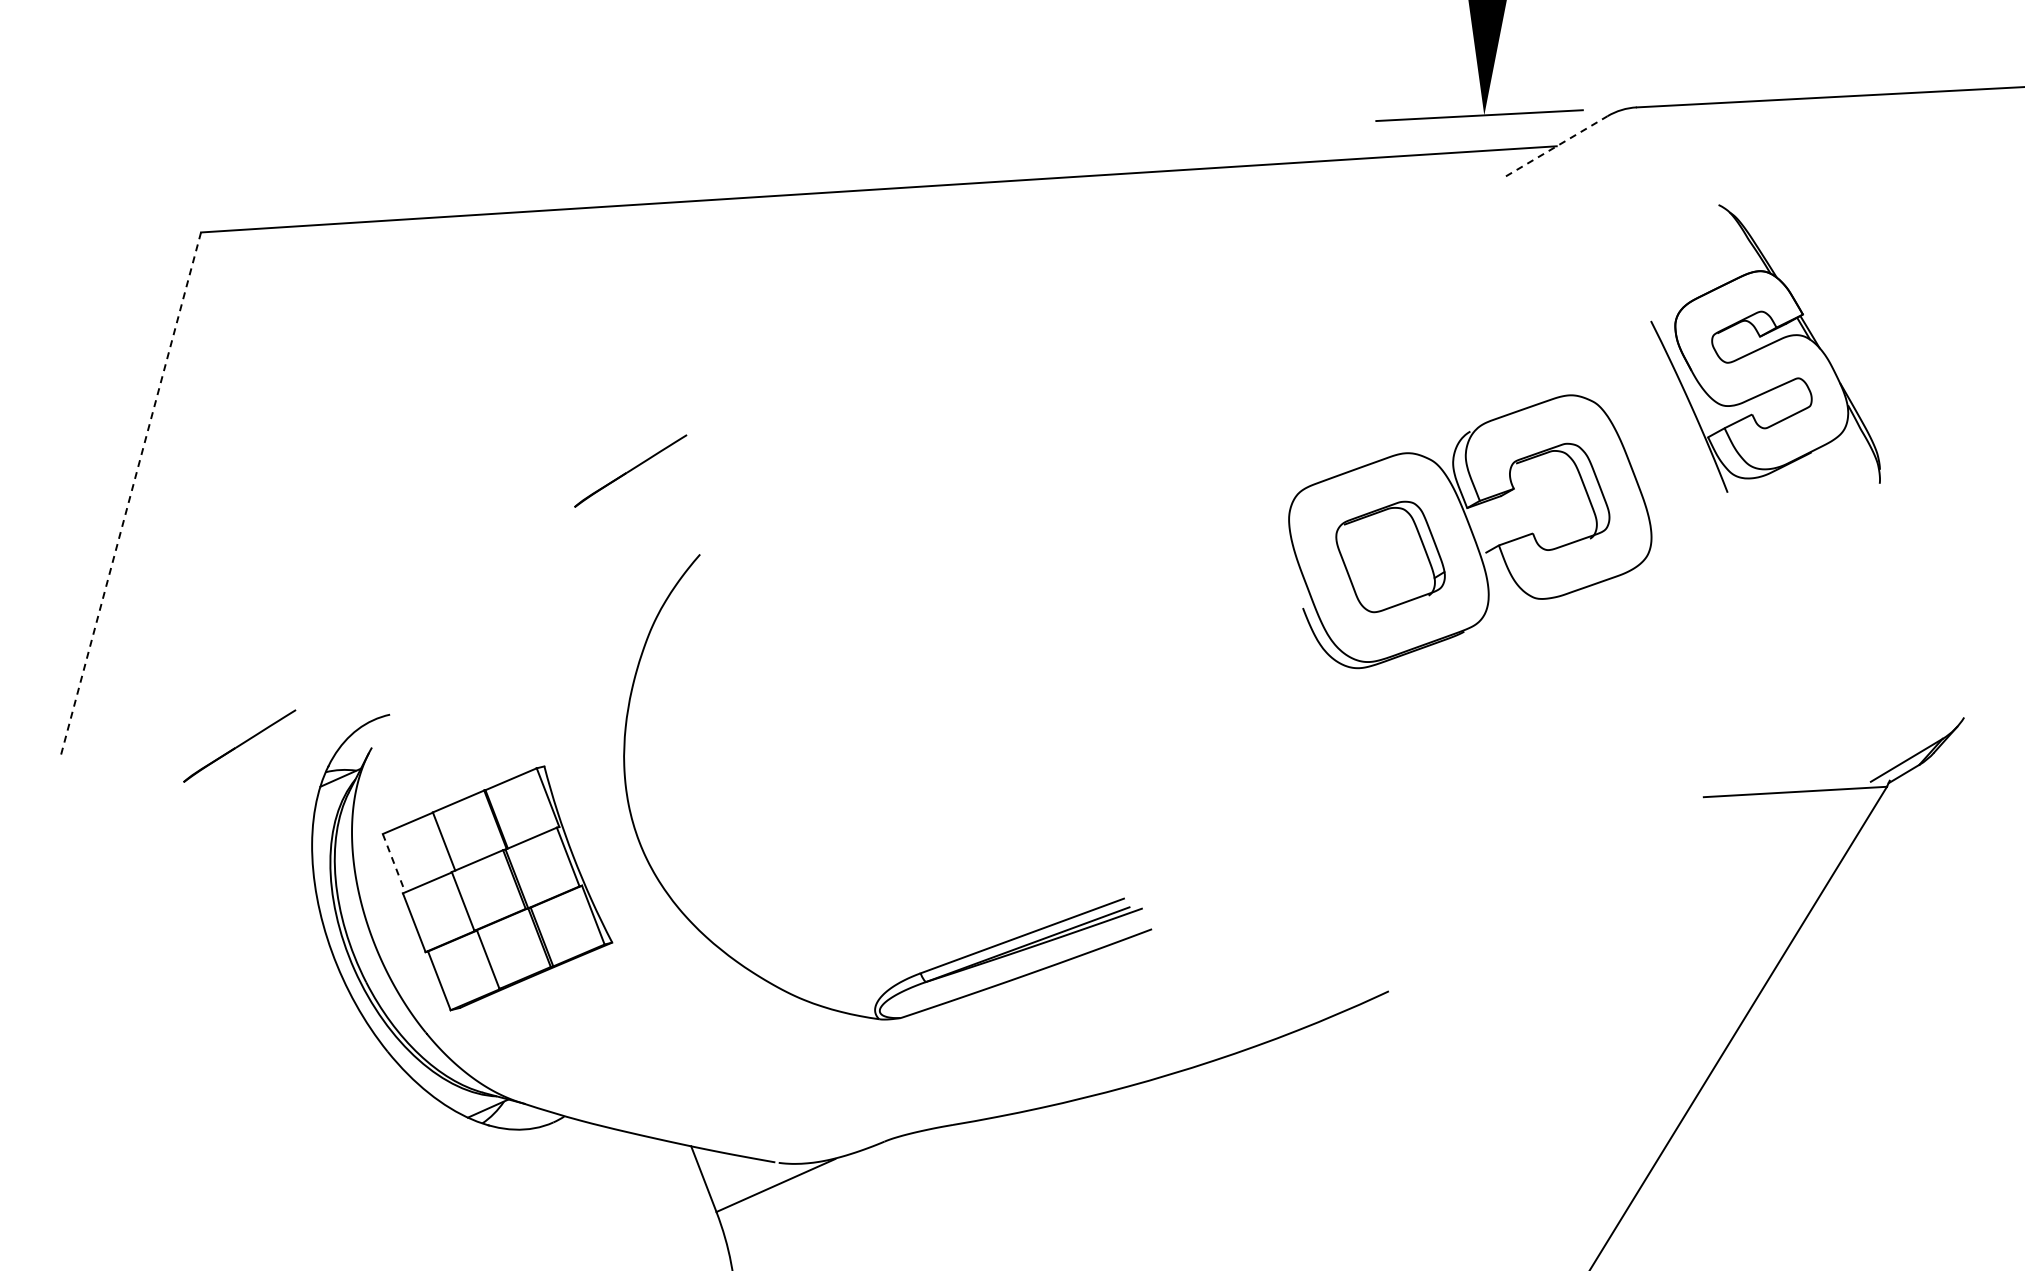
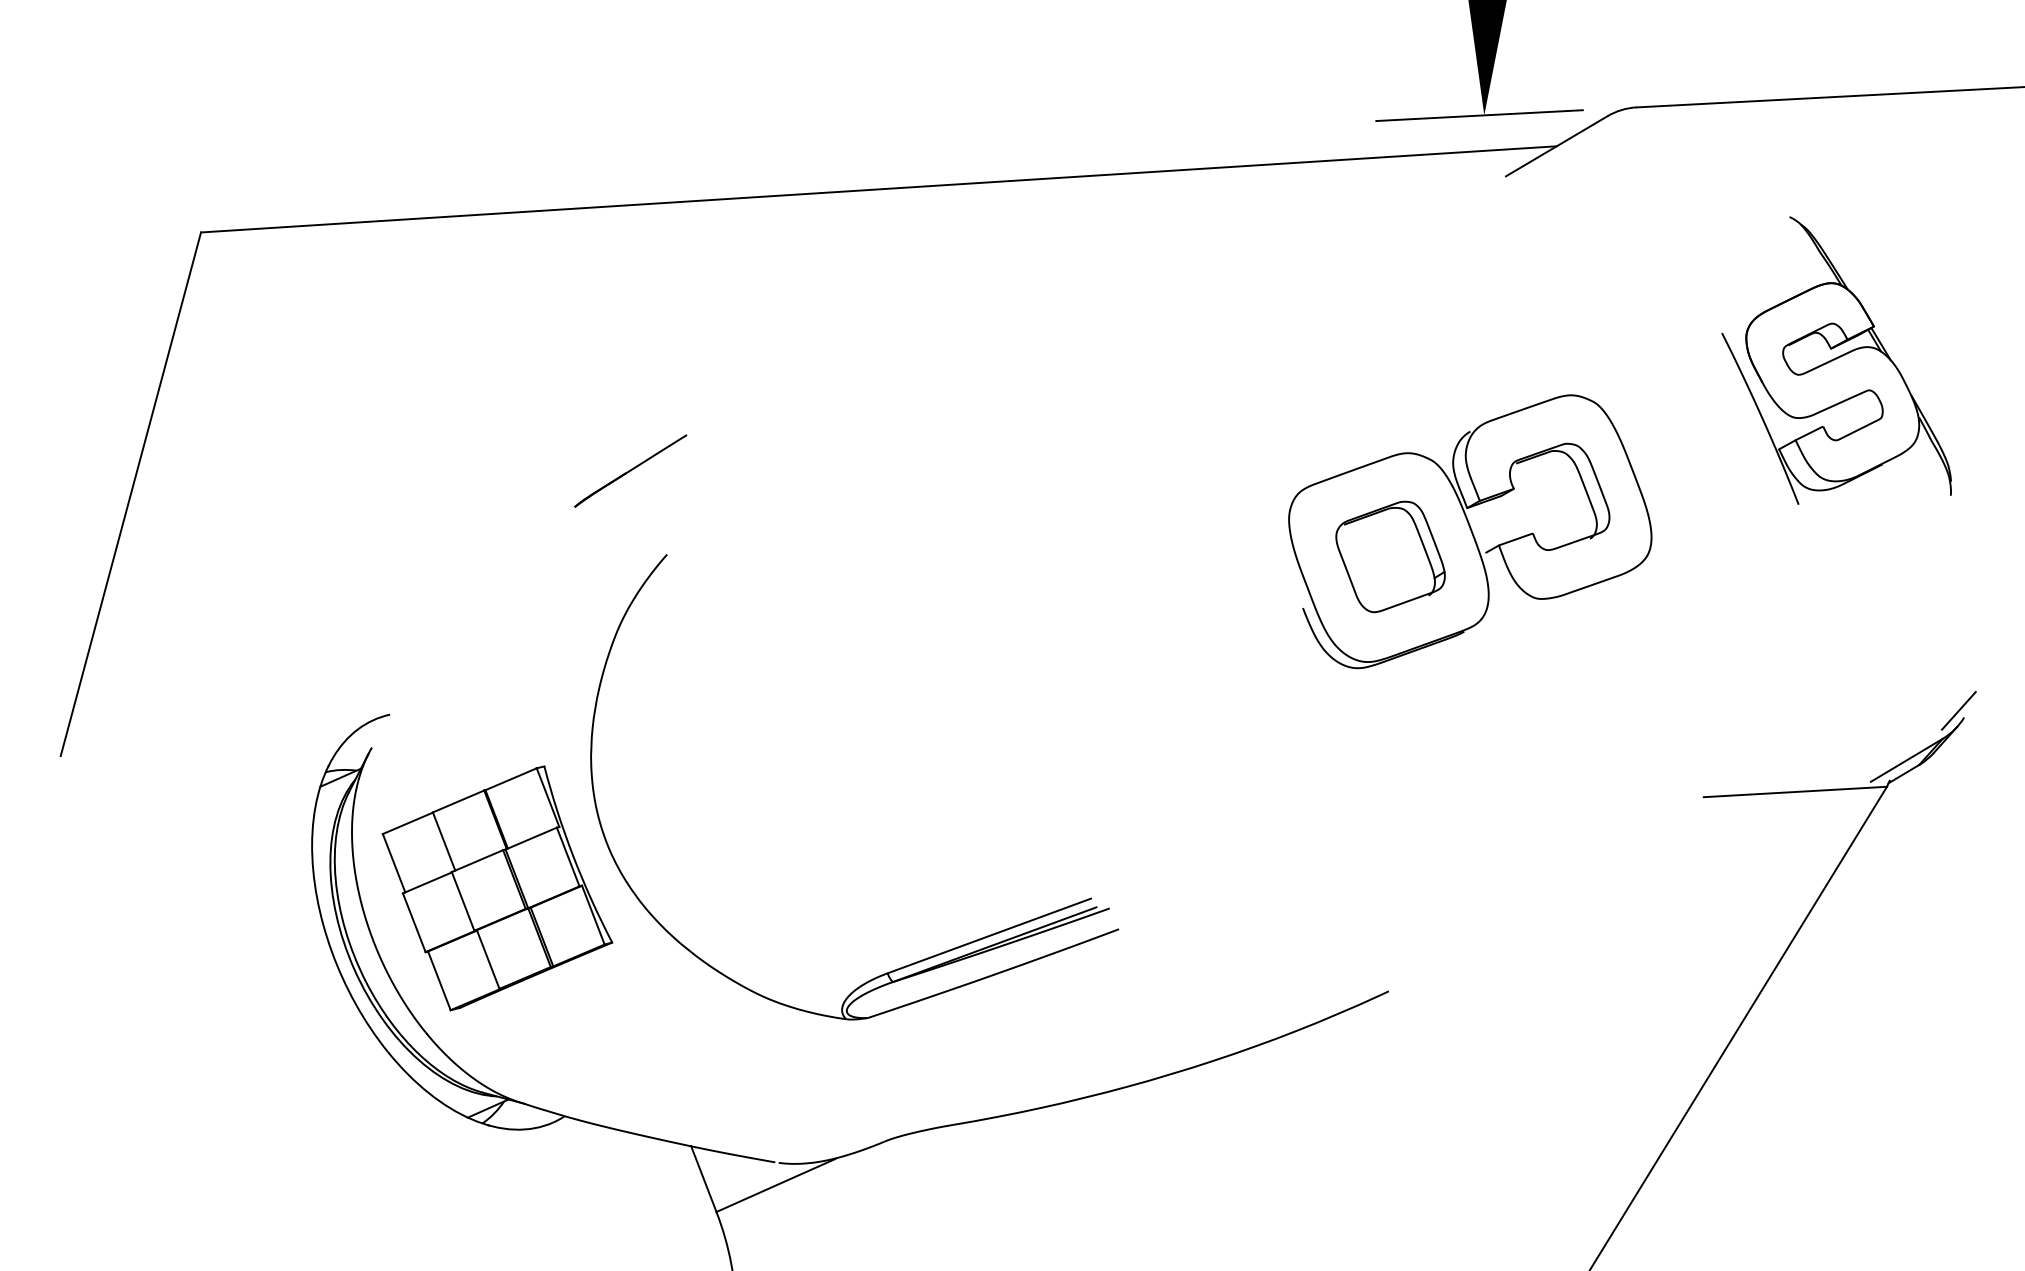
line: dashed -> solid (1557, 146)
part position: (1765, 348) -> (1836, 360) (1836, 360)
line: dashed -> solid (130, 494)
line: none -> present (1958, 710)
part: present -> none (239, 745)
line: dashed -> solid (394, 863)
part position: (954, 959) -> (921, 959) (921, 959)
